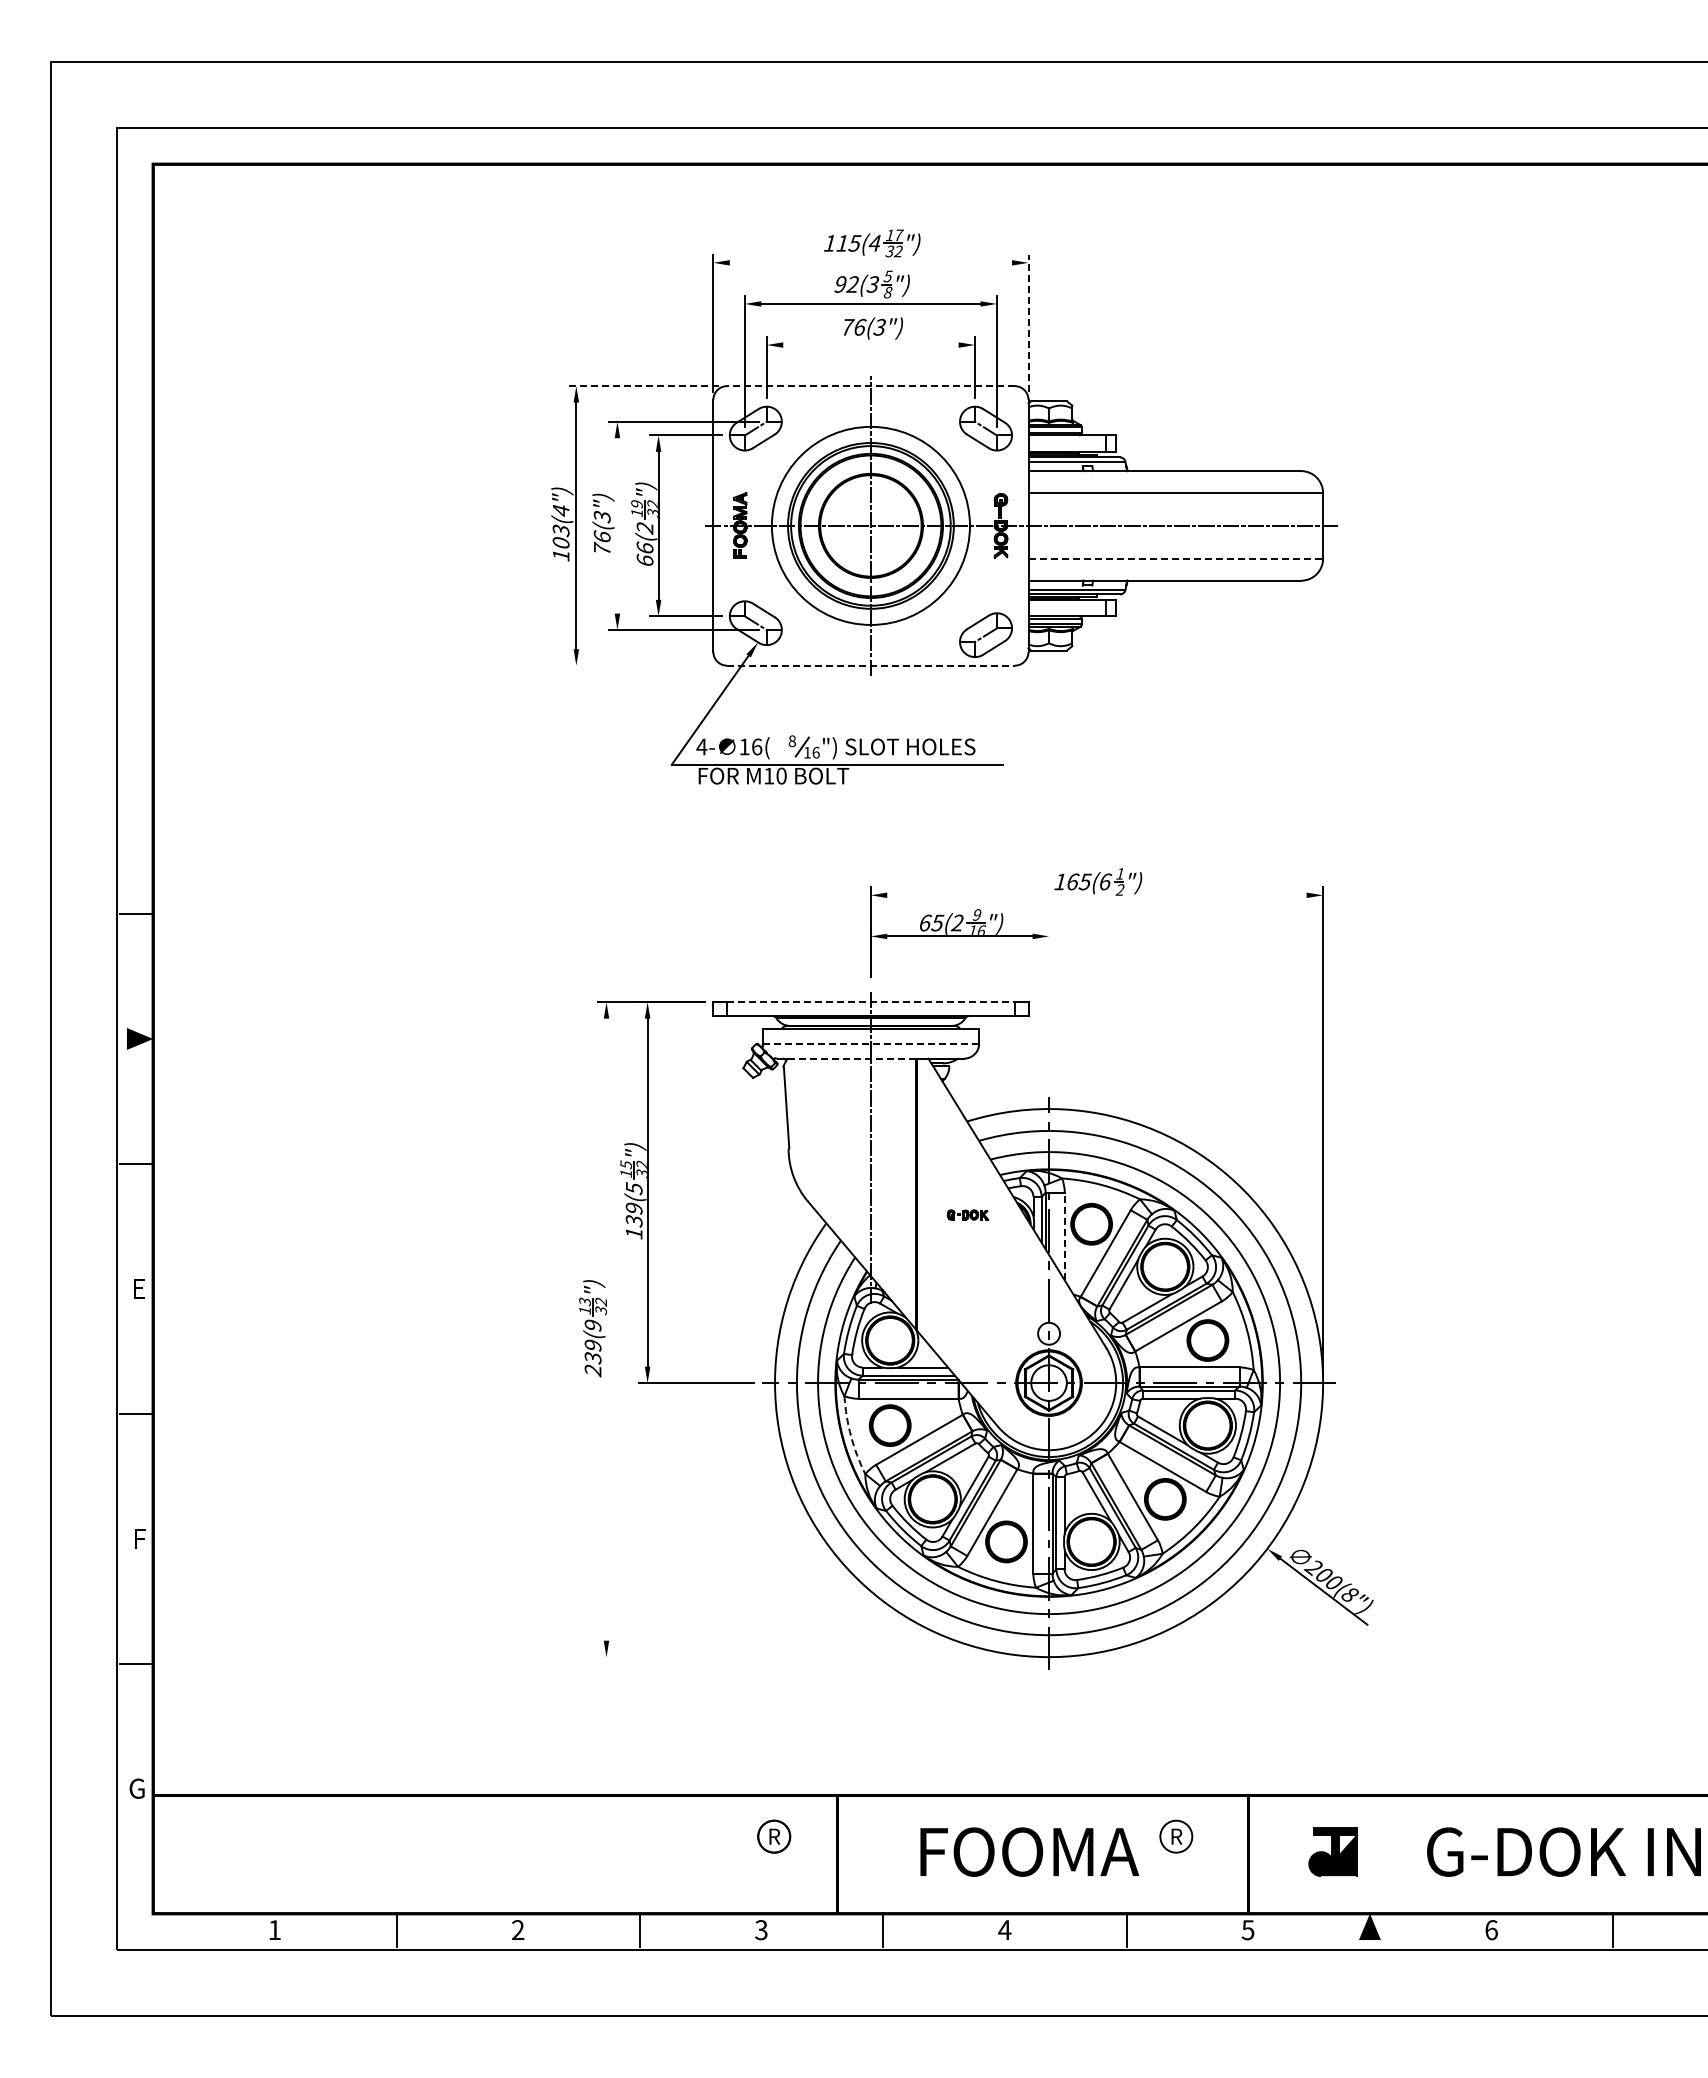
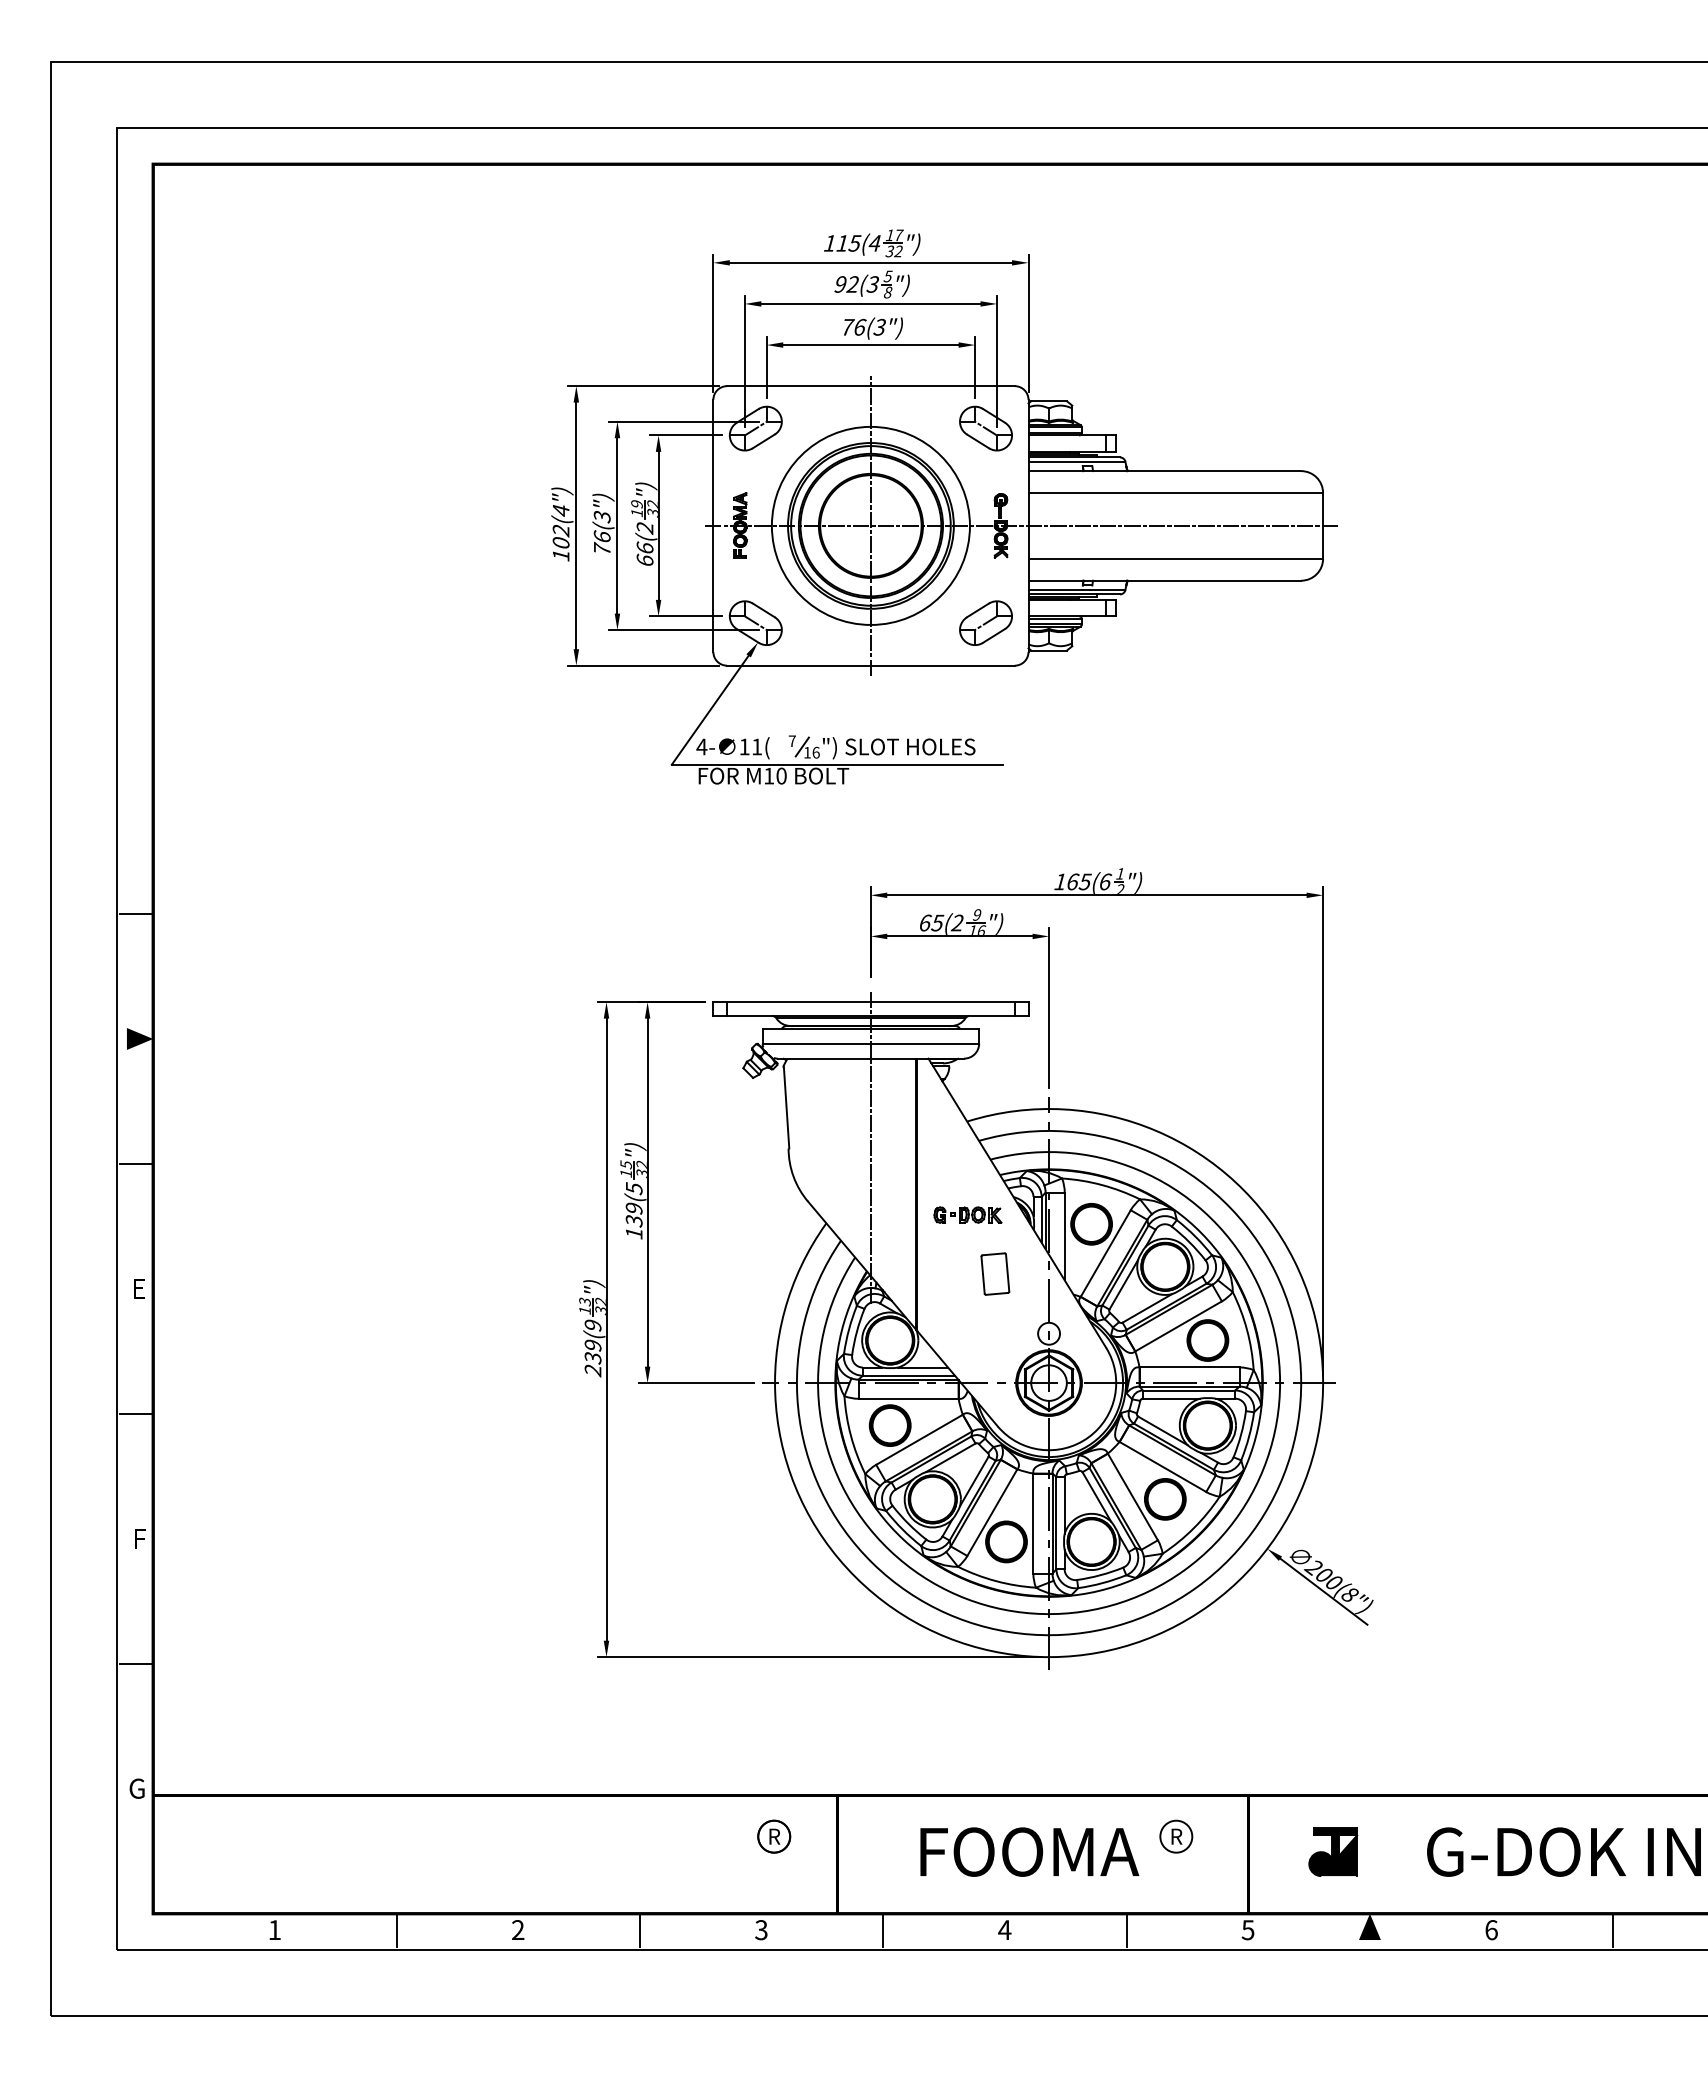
line: none -> present (870, 262)
line: dashed -> solid (1028, 323)
line: none -> present (870, 345)
line: dashed -> solid (642, 386)
line: dashed -> solid (870, 386)
line: none -> present (617, 525)
text: 103(4") -> 102(4") (561, 530)
line: dashed -> solid (1176, 558)
part position: (985, 634) -> (985, 622) (985, 622)
line: none -> present (643, 665)
line: dashed -> solid (870, 665)
text: 8 -> 7 (791, 741)
text: 16( -> 11( (757, 746)
line: none -> present (1096, 895)
line: dashed -> solid (870, 1002)
line: none -> present (1049, 1007)
line: dashed -> solid (870, 1043)
line: dashed -> solid (852, 1058)
part size: 44x12 px -> 70x18 px (967, 1214)
line: dashed -> solid (1064, 1236)
part: none -> present (995, 1273)
line: none -> present (606, 1329)
arc: dashed -> solid (851, 1436)
line: none -> present (819, 1657)
